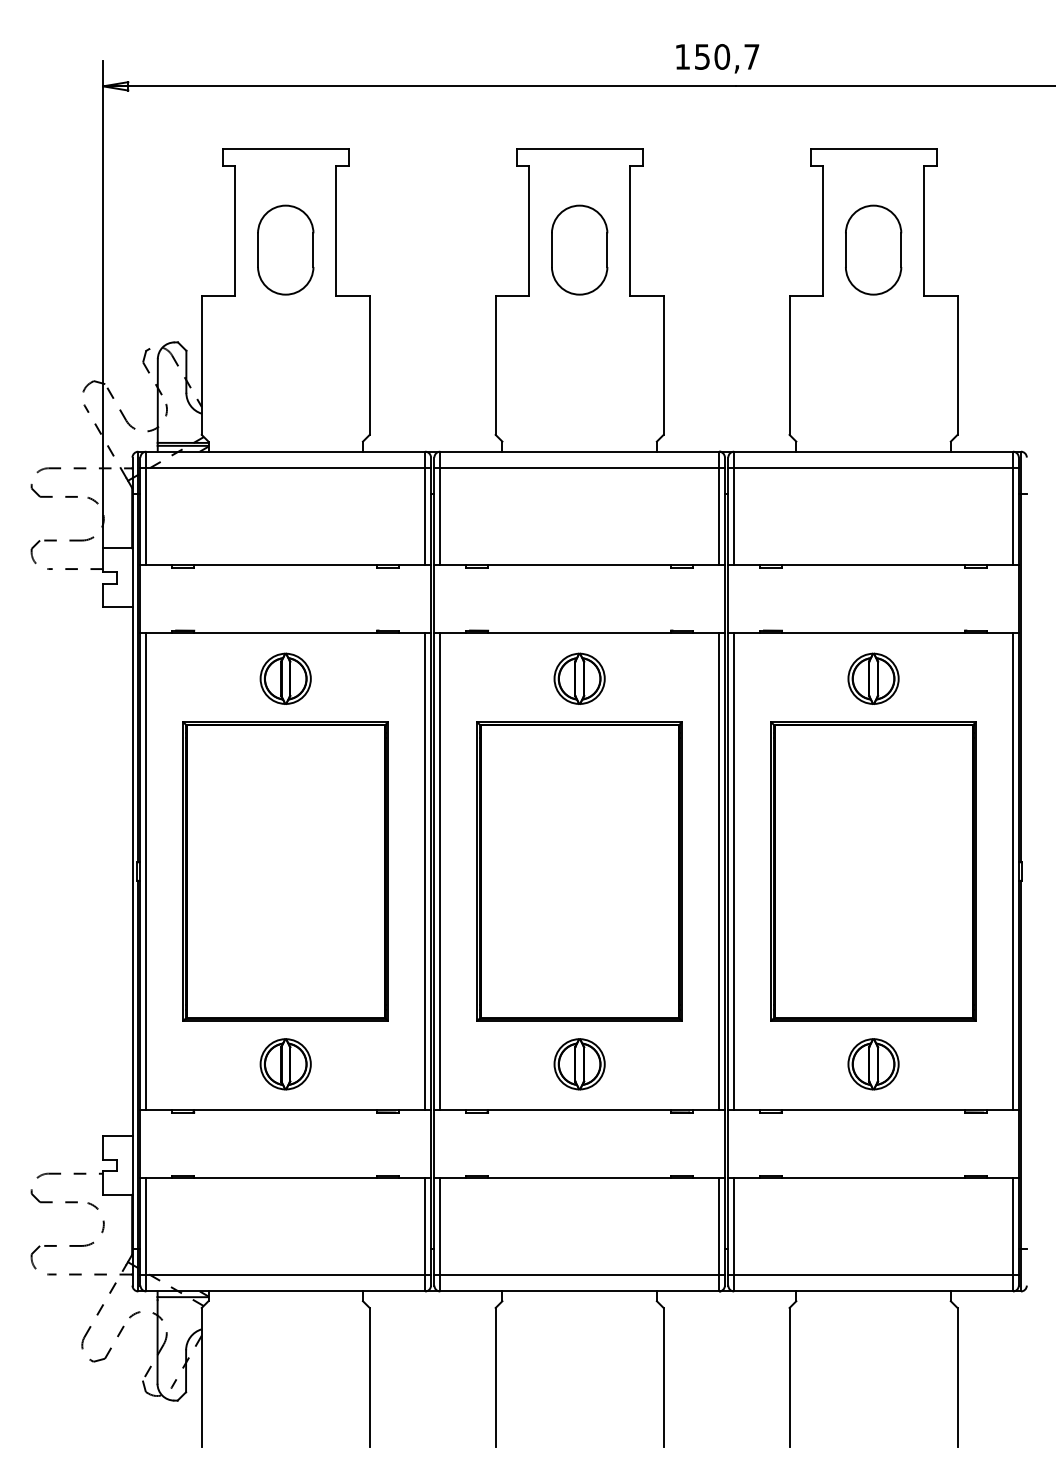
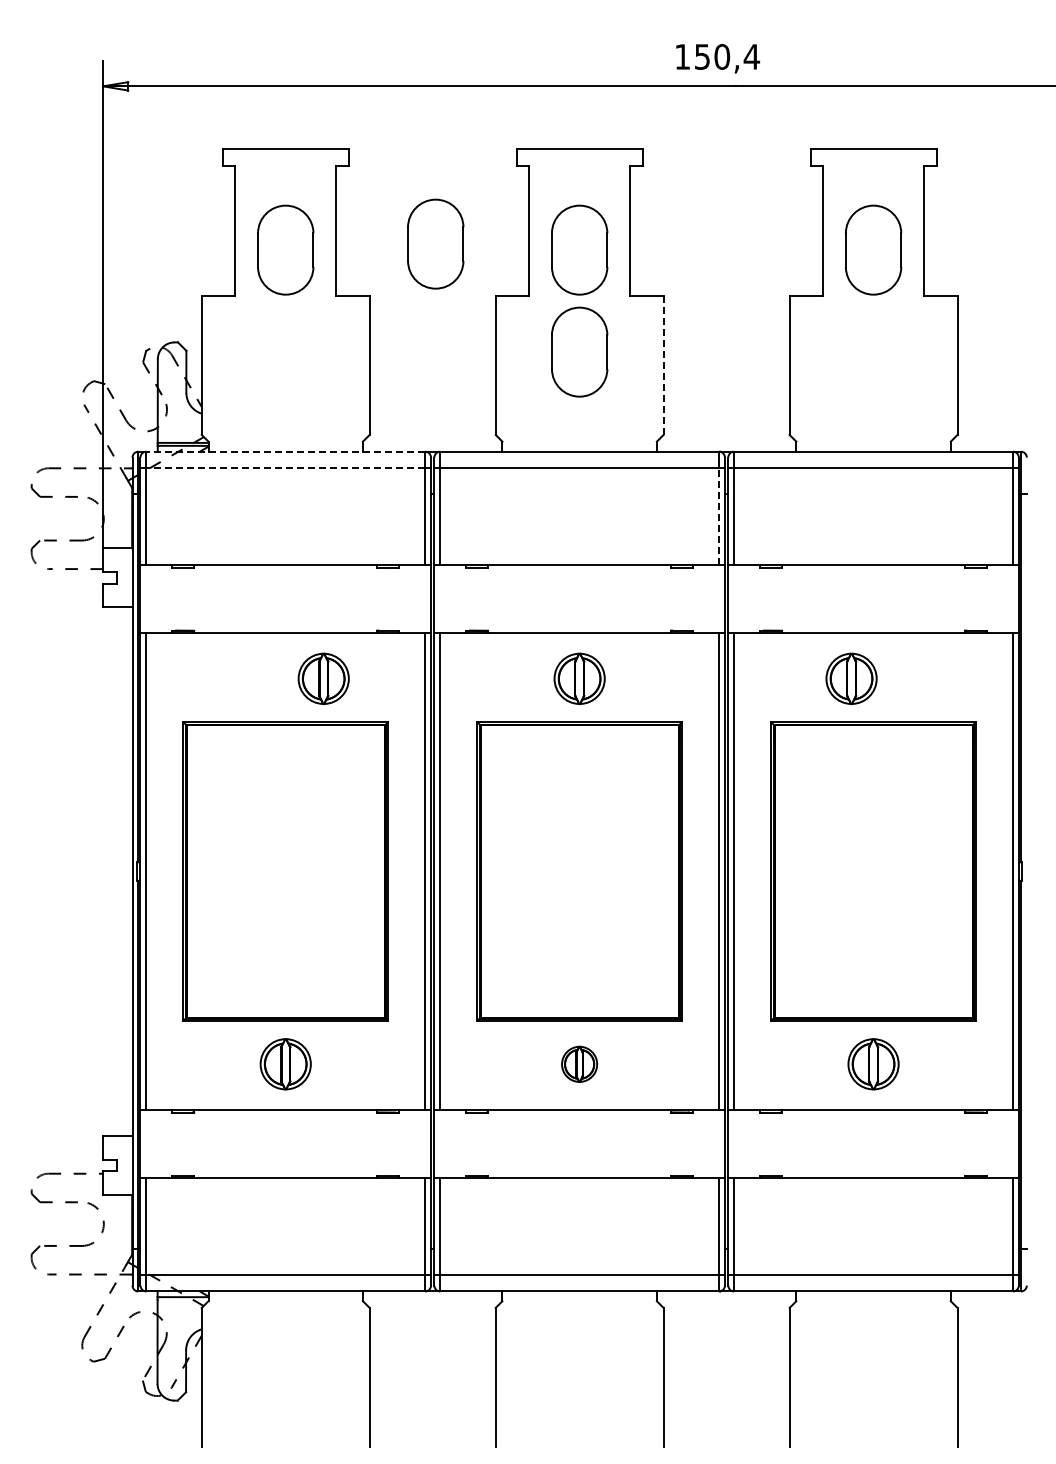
text: 150,7 -> 150,4 (751, 56)
part: none -> present (435, 243)
part: none -> present (579, 351)
line: solid -> dashed (663, 366)
line: solid -> dashed (285, 451)
line: solid -> dashed (285, 468)
line: solid -> dashed (719, 516)
part position: (285, 678) -> (323, 678) (323, 678)
part position: (873, 678) -> (851, 678) (851, 678)
part size: 53x53 px -> 38x38 px (579, 1063)
